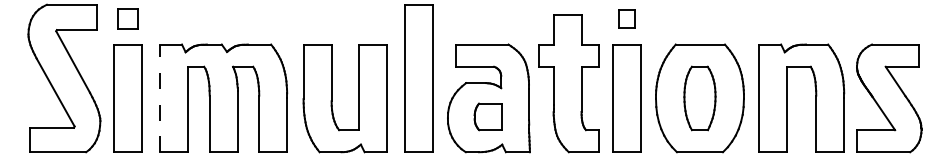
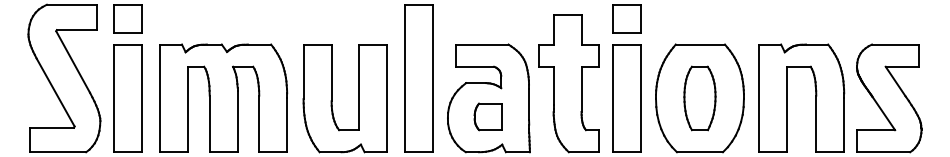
part size: 22x22 px -> 30x30 px (127, 18)
part size: 18x20 px -> 30x30 px (626, 18)
line: dashed -> solid (160, 98)
